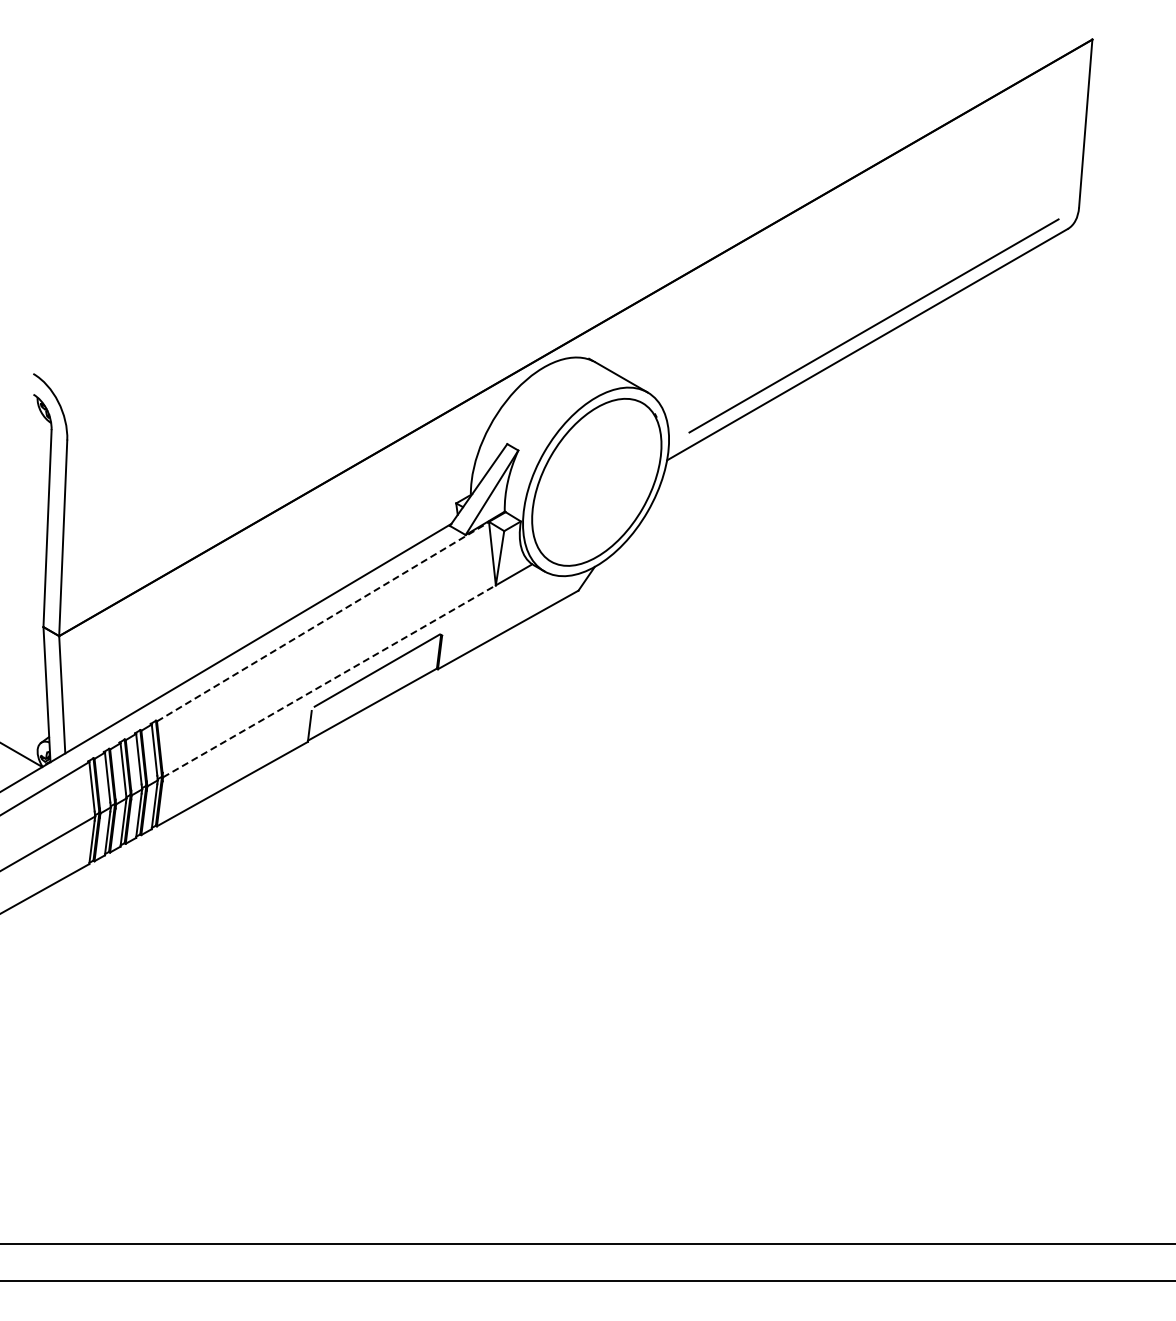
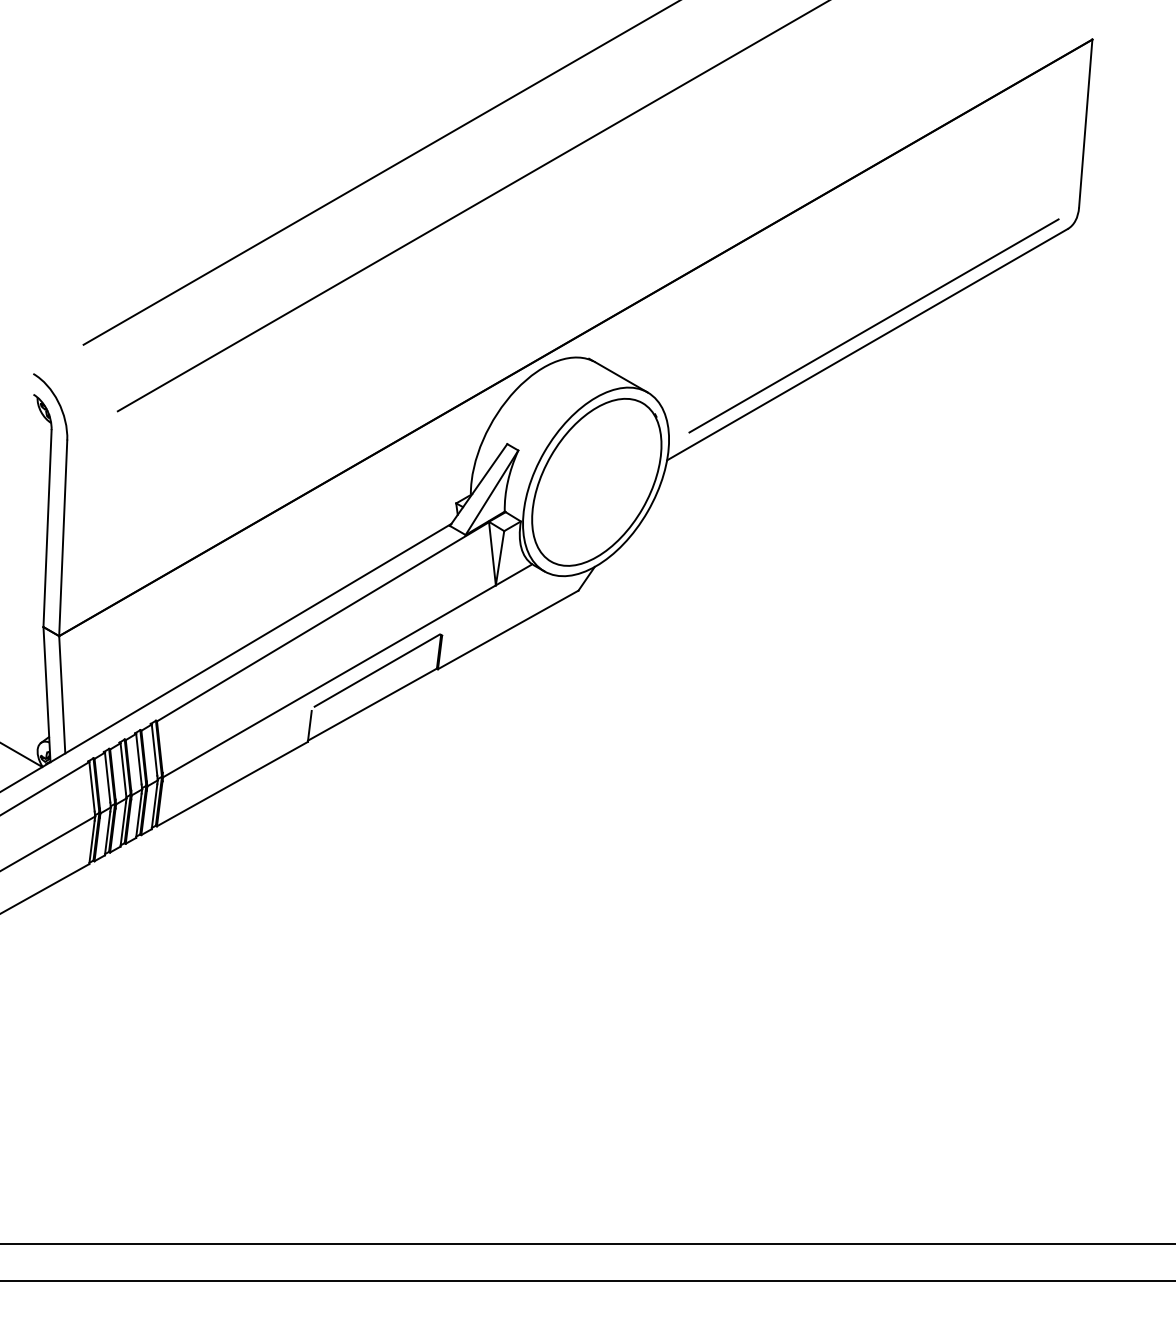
line: none -> present (380, 173)
line: none -> present (471, 206)
line: dashed -> solid (323, 621)
line: dashed -> solid (329, 681)
